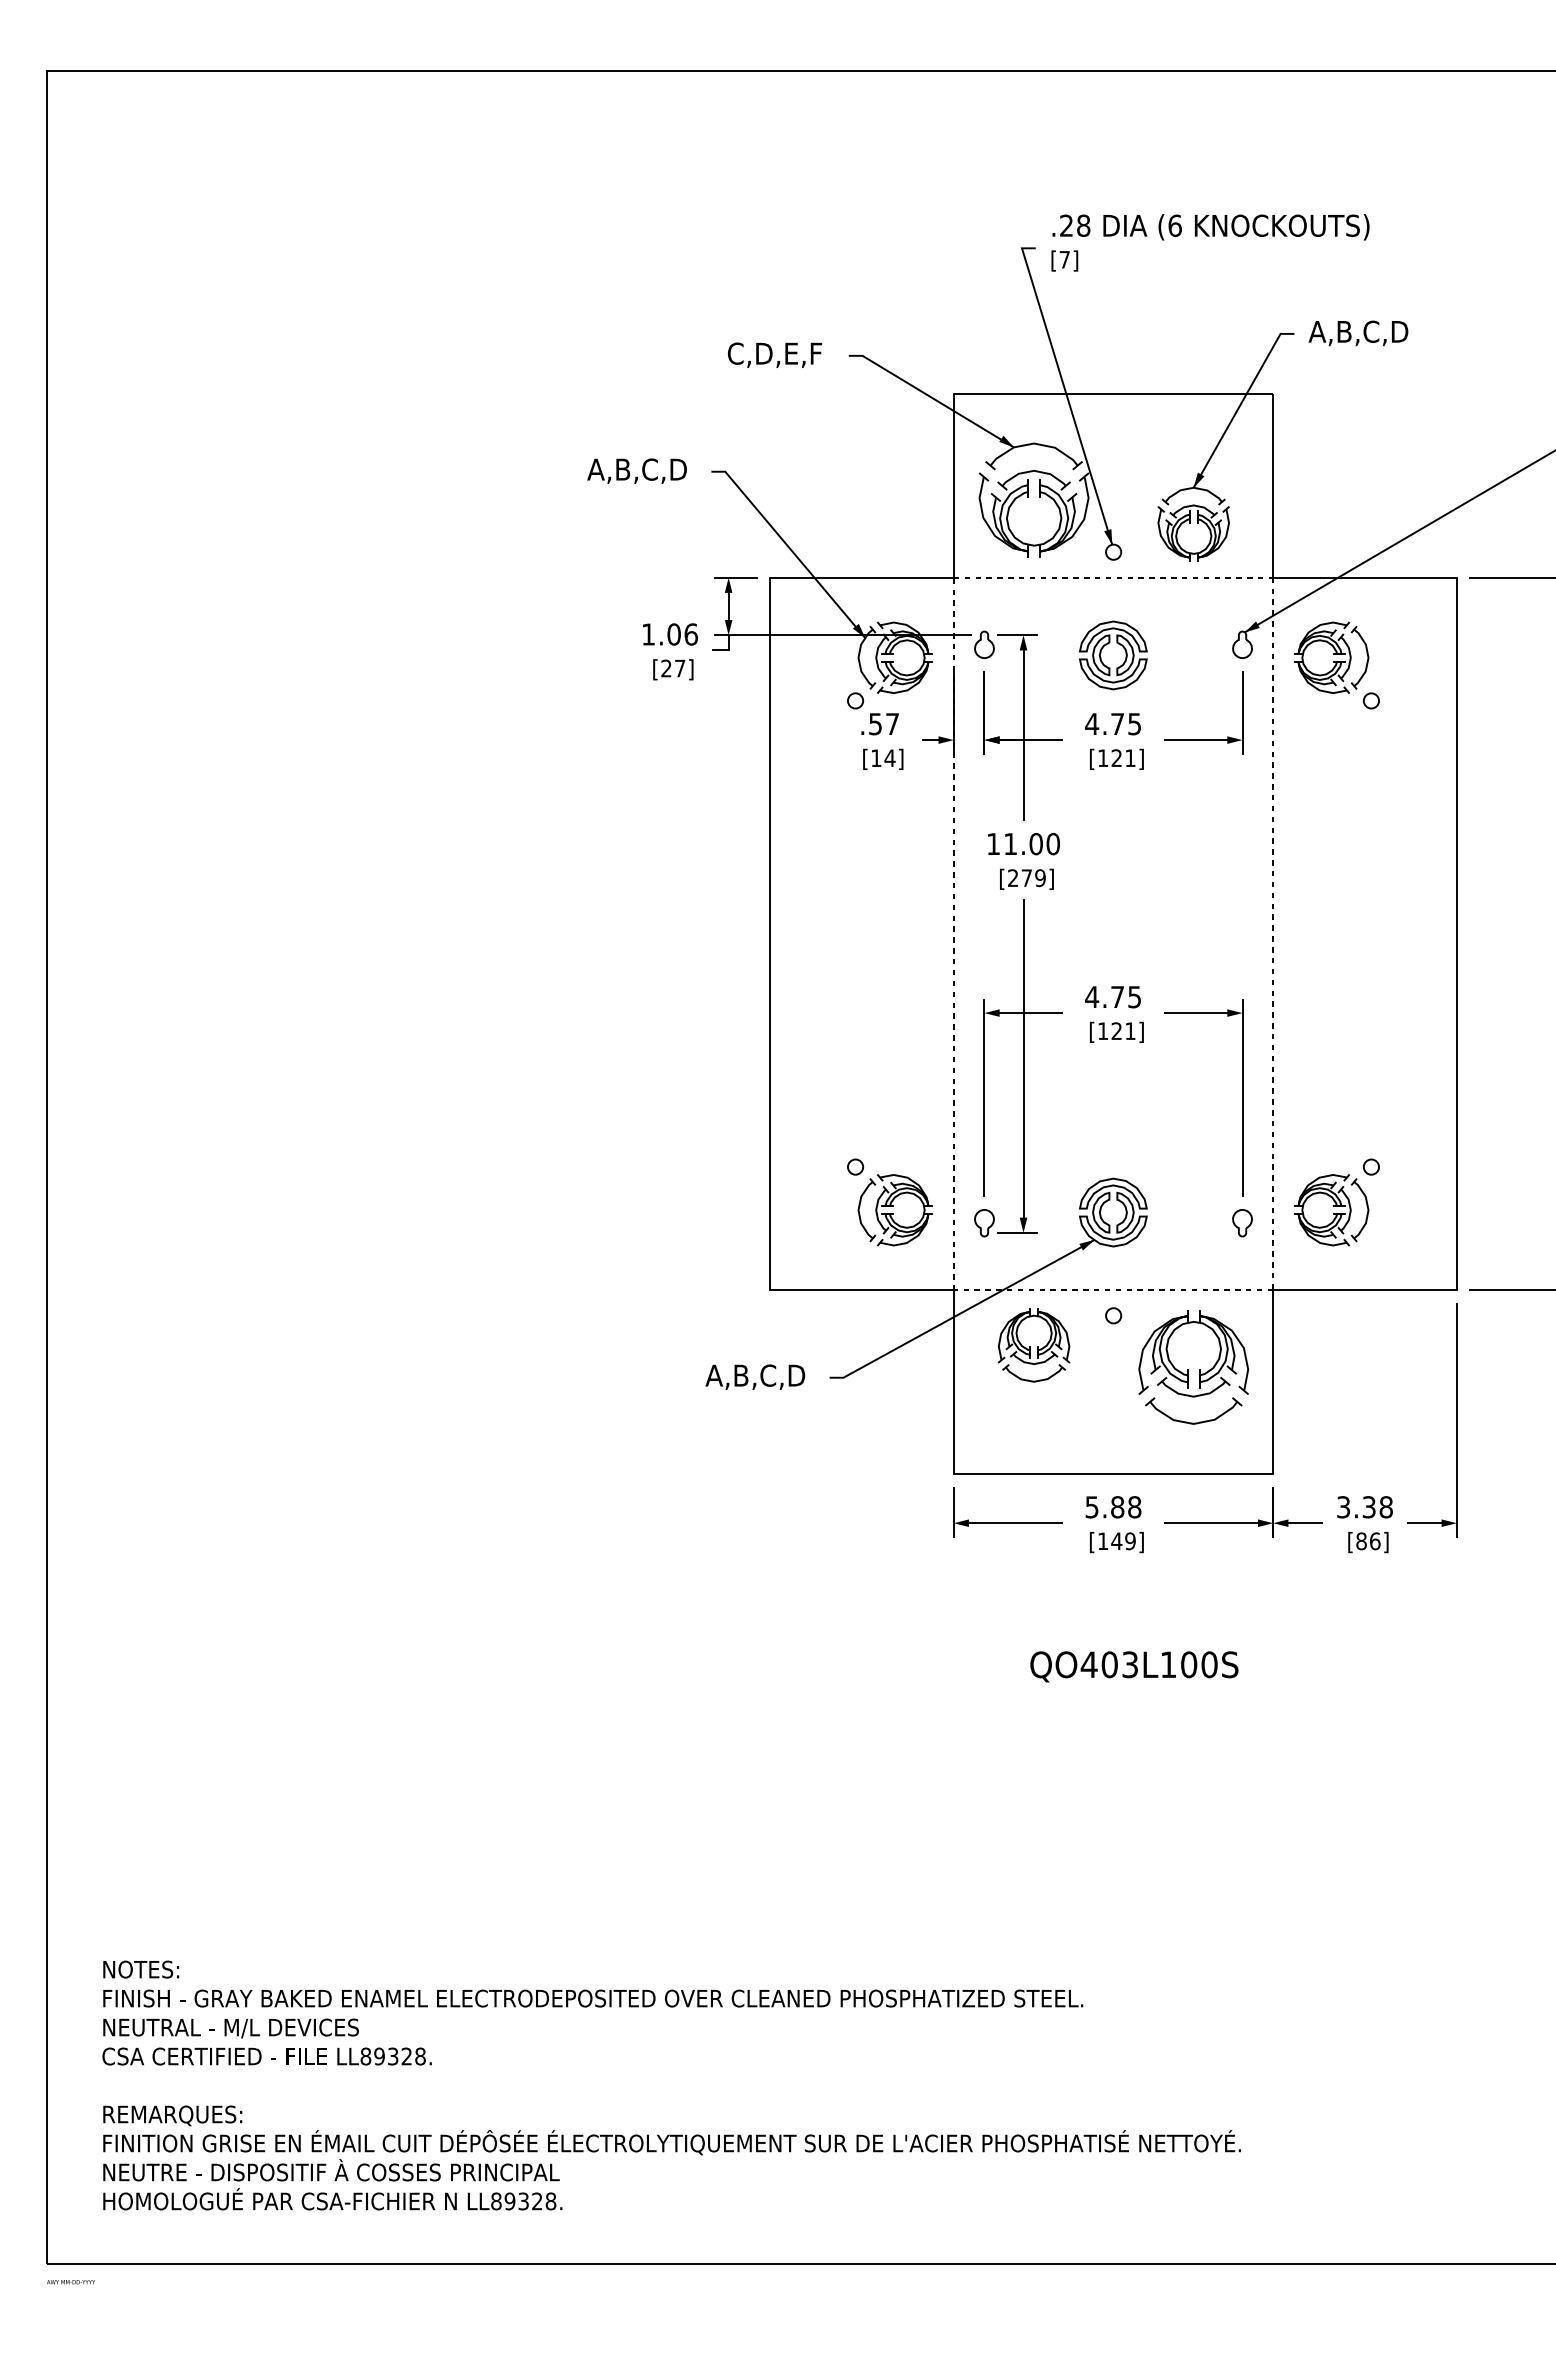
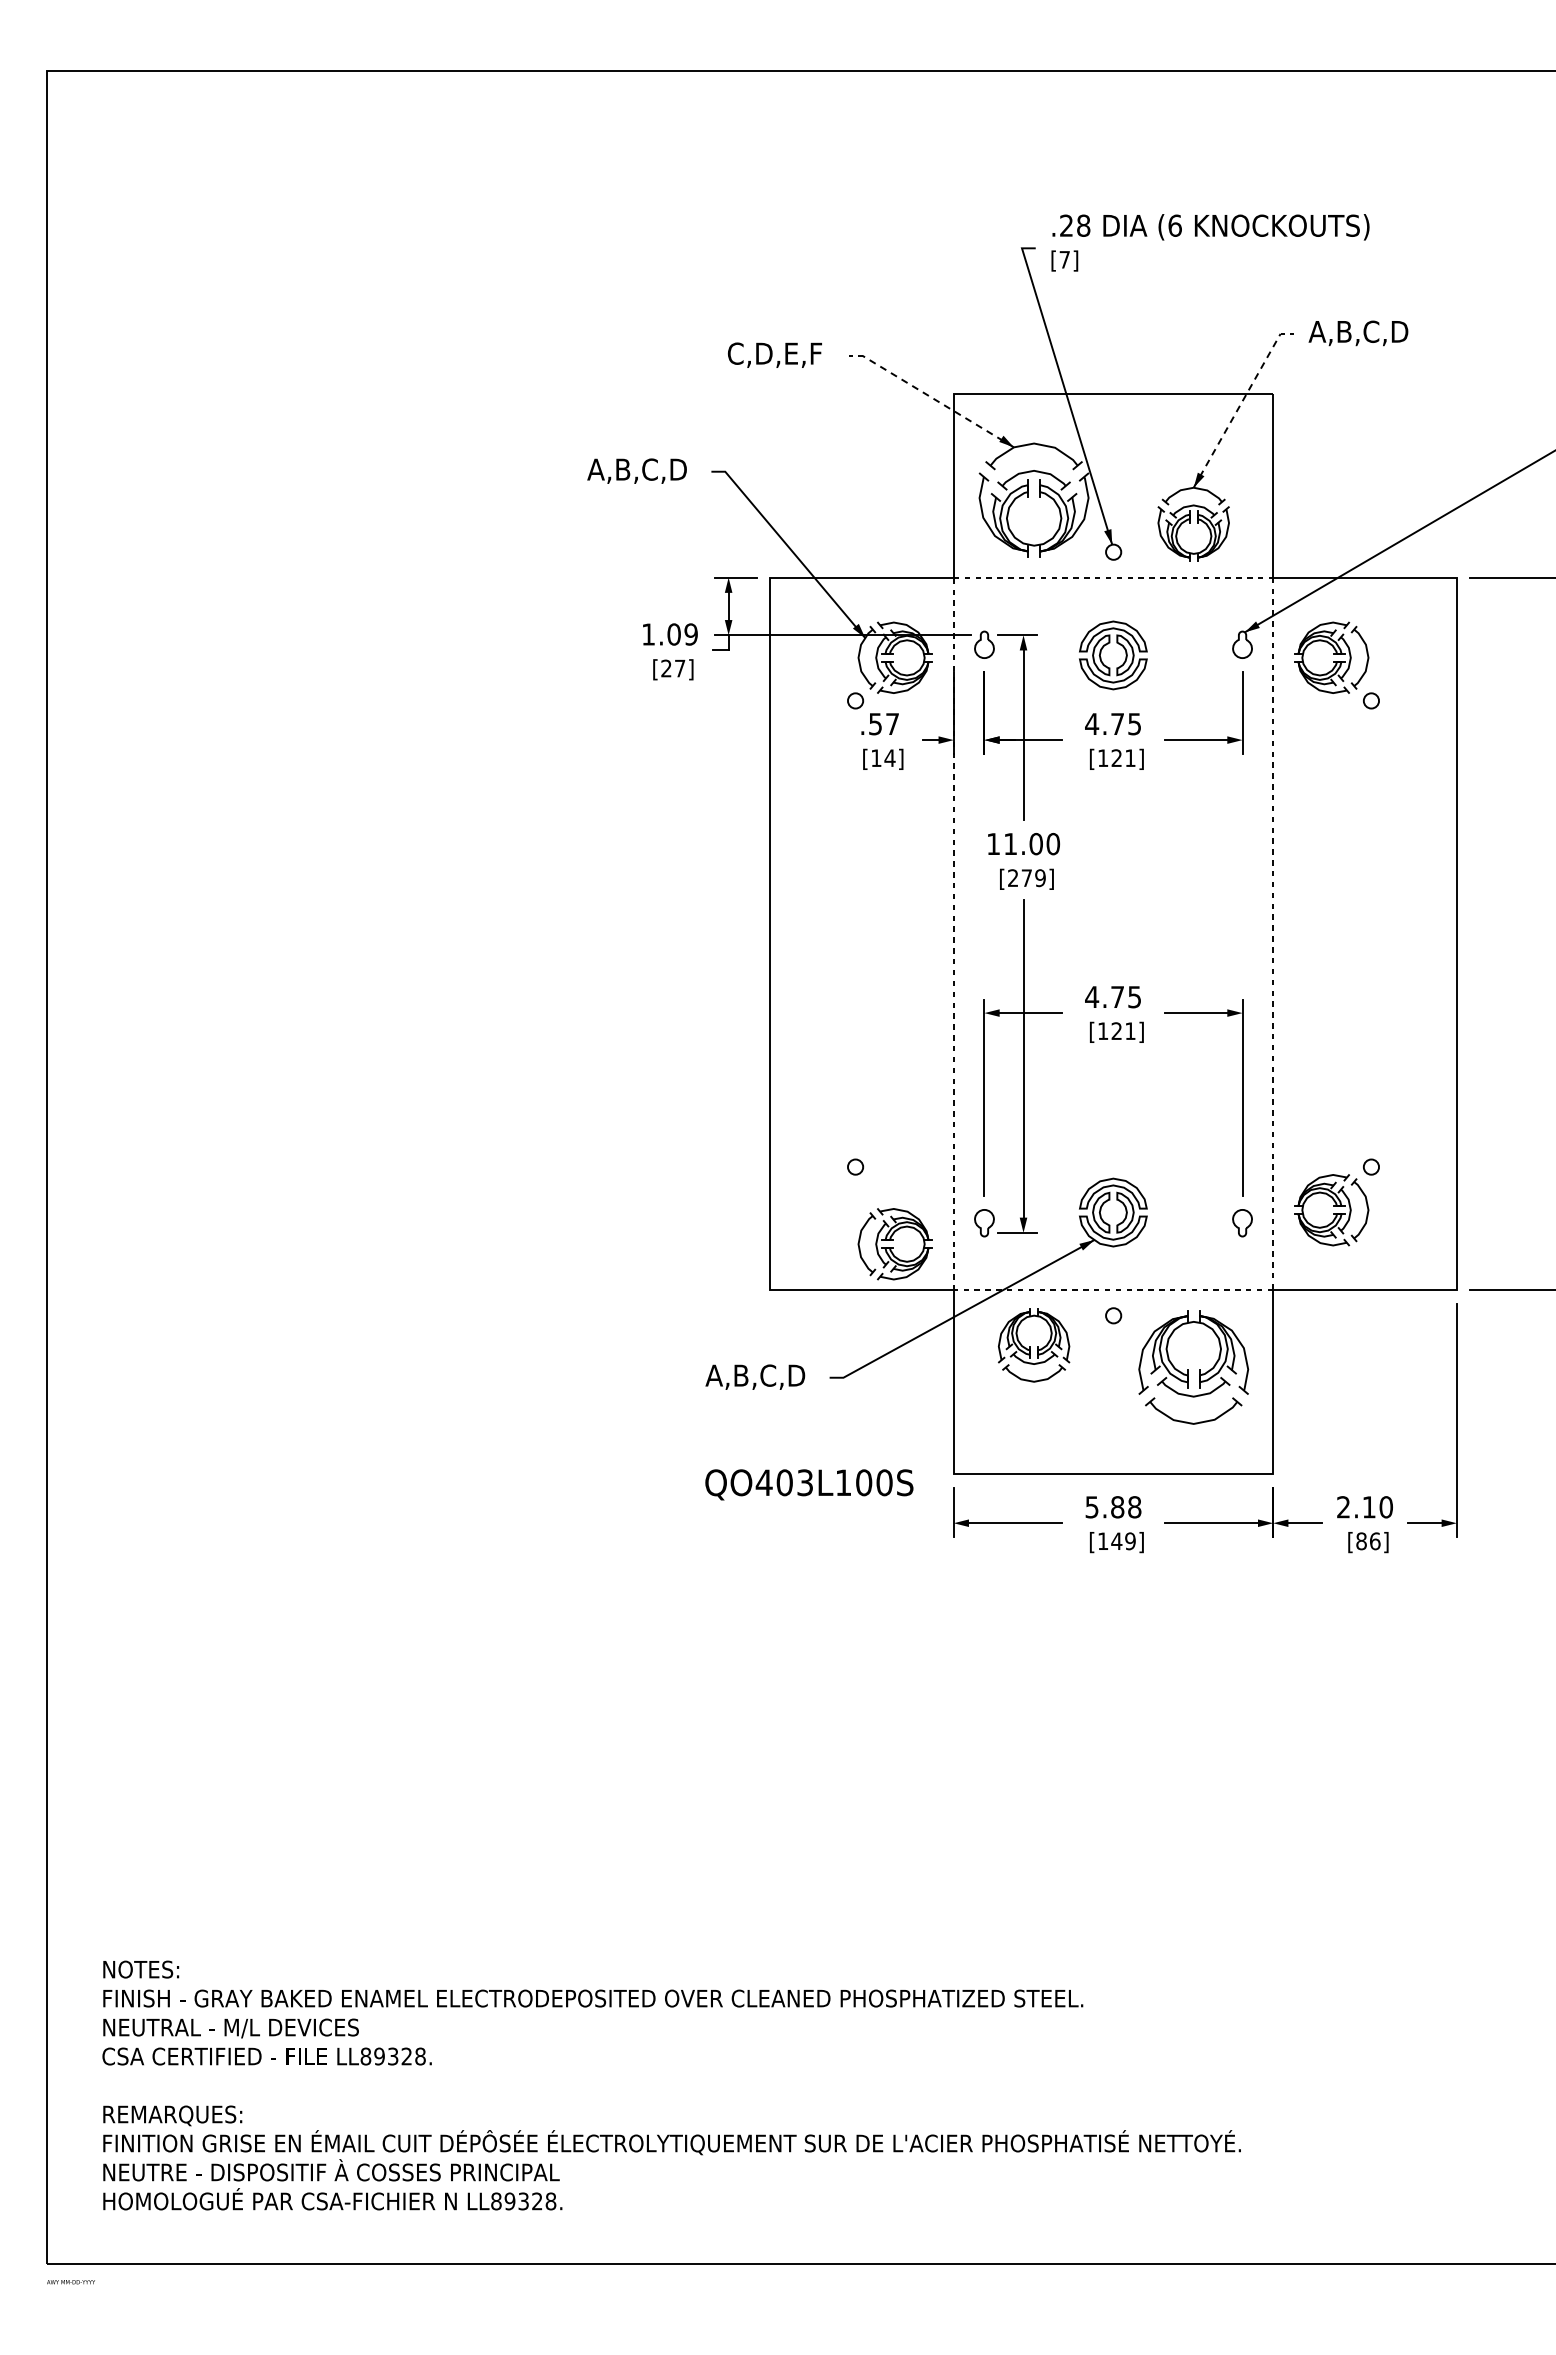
line: solid -> dashed (931, 397)
line: solid -> dashed (1240, 404)
text: 1.06 -> 1.09 (691, 634)
part position: (894, 1210) -> (894, 1244) (894, 1244)
text: 3.38 -> 2.10 (1364, 1507)
text position: (1134, 1666) -> (809, 1484) (809, 1484)
